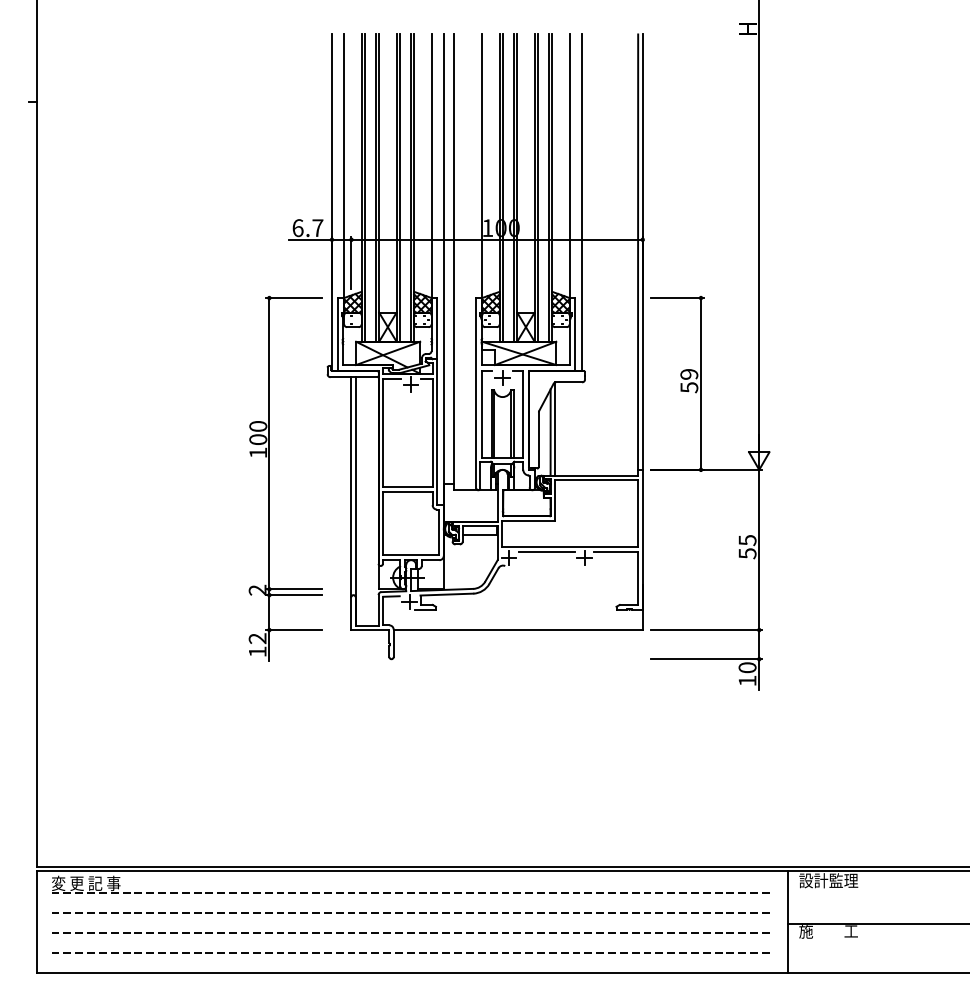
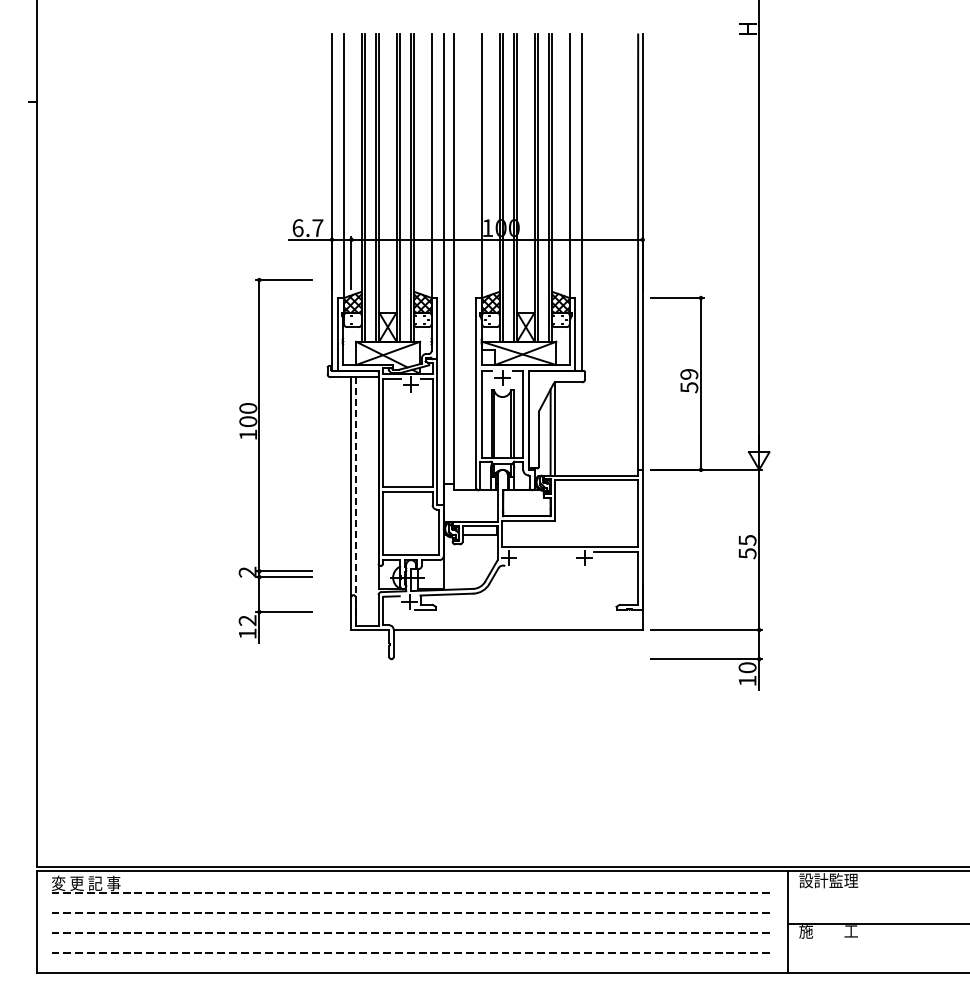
part position: (269, 478) -> (259, 460) (259, 460)
line: solid -> dashed (356, 501)
line: present -> none (546, 552)
